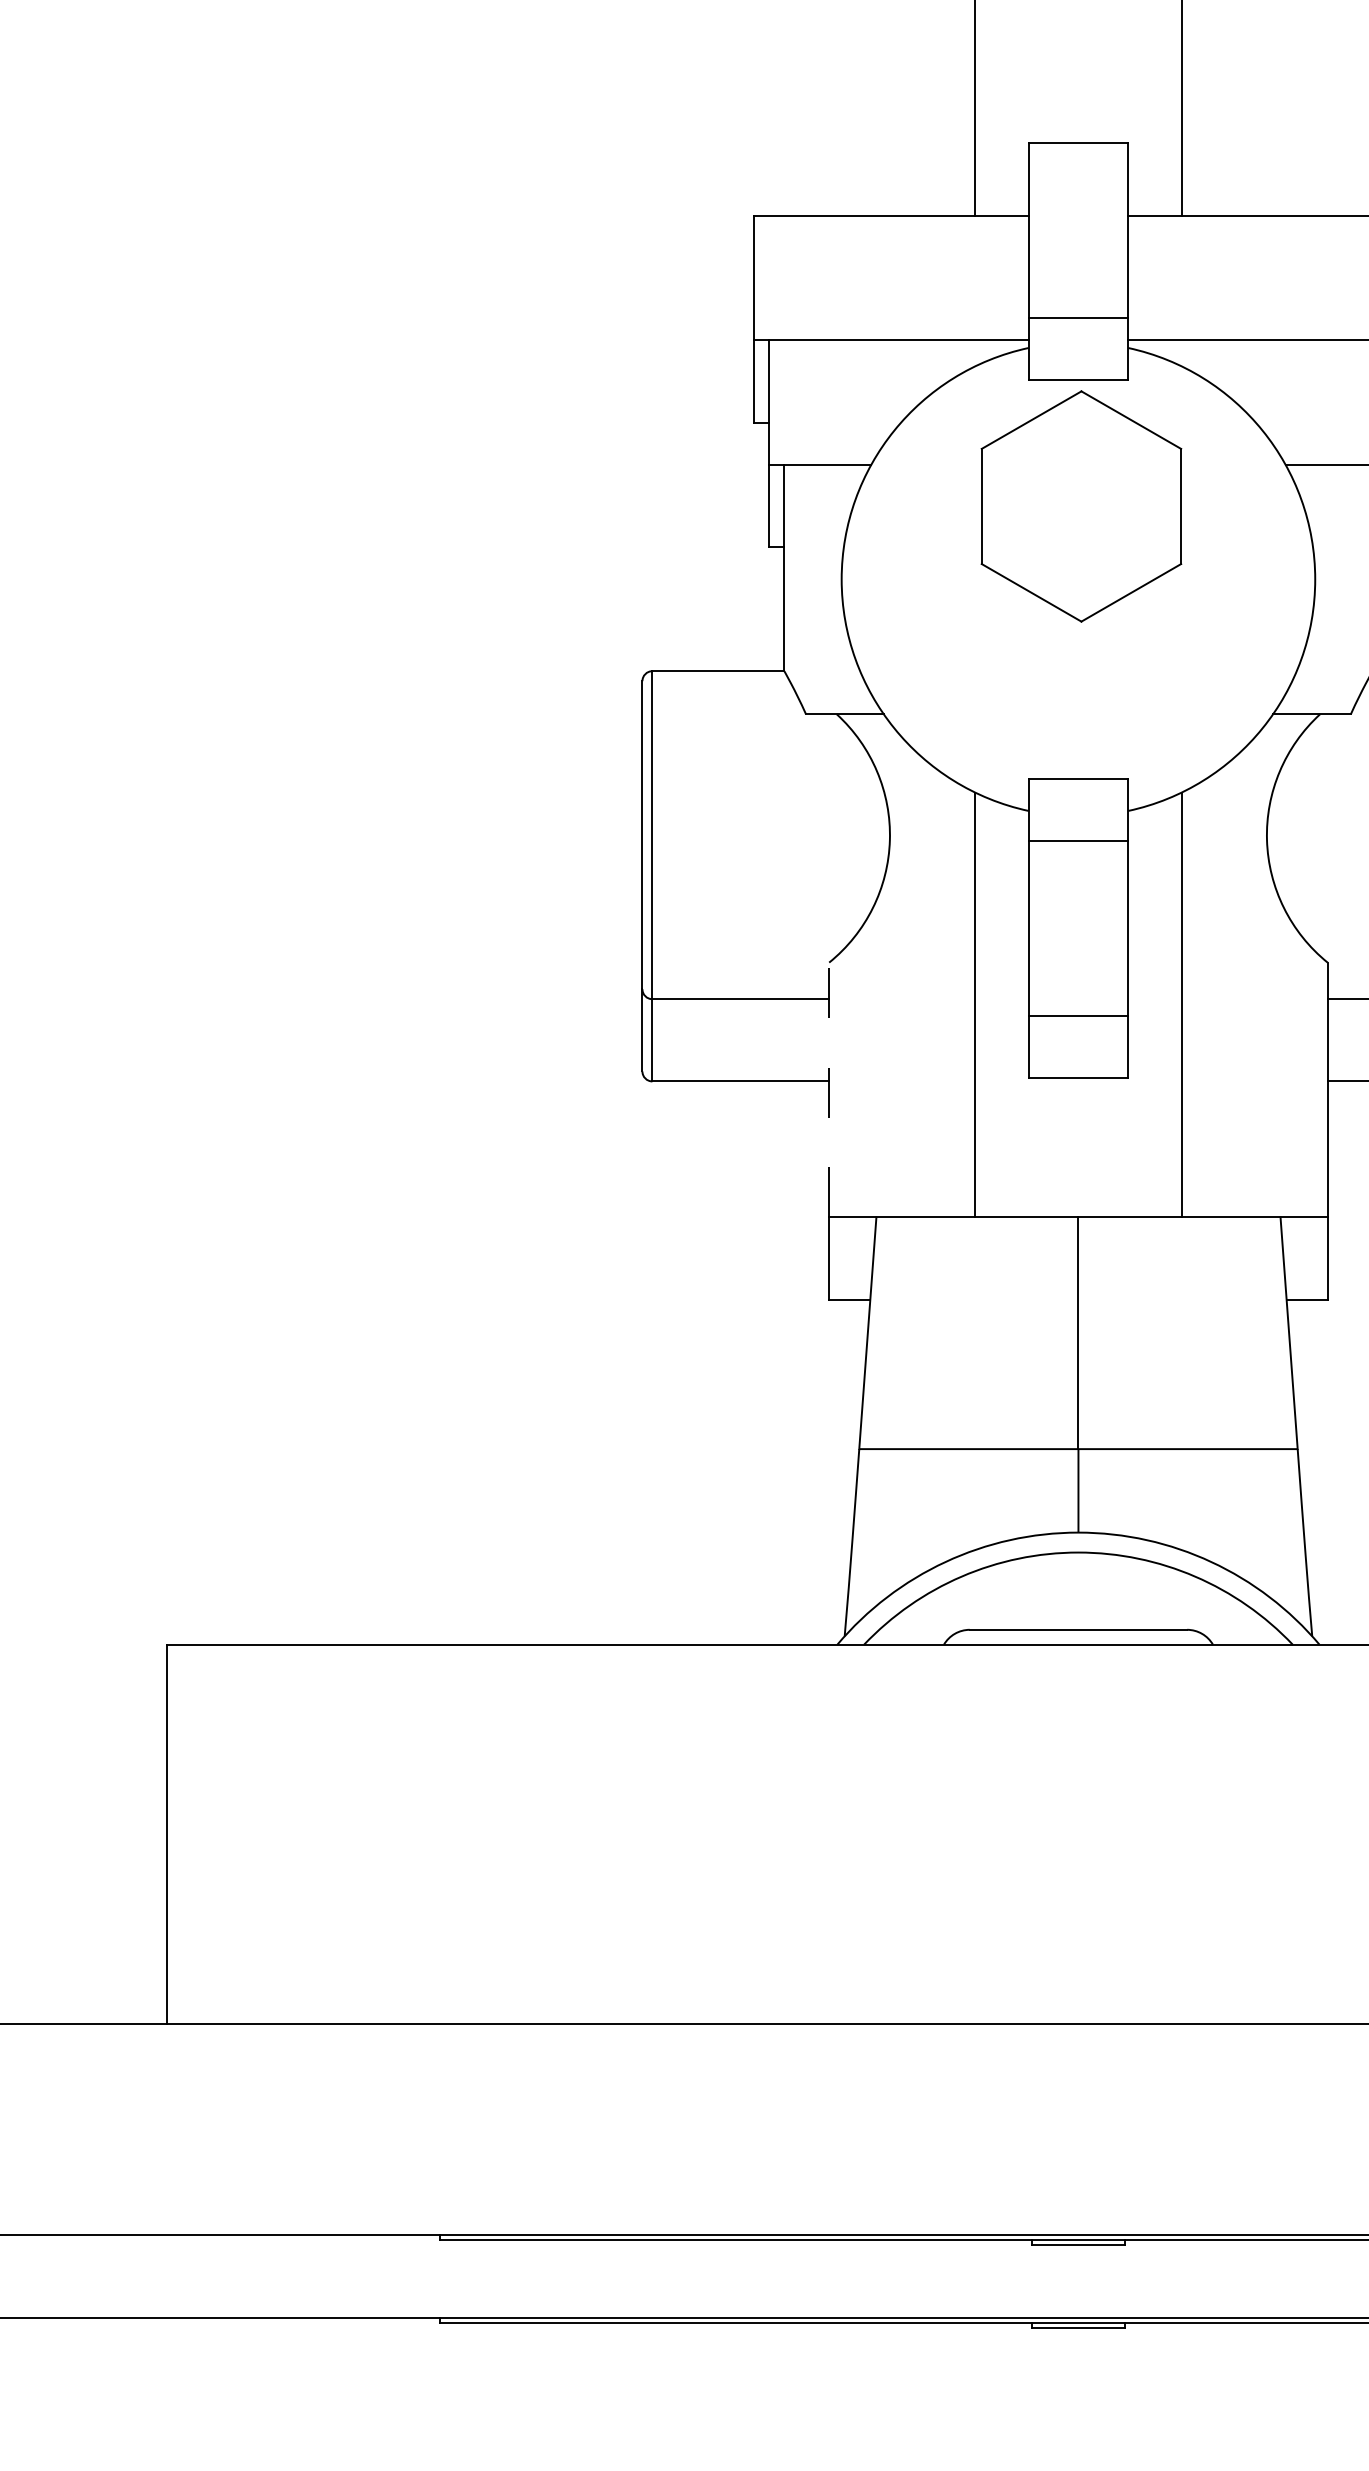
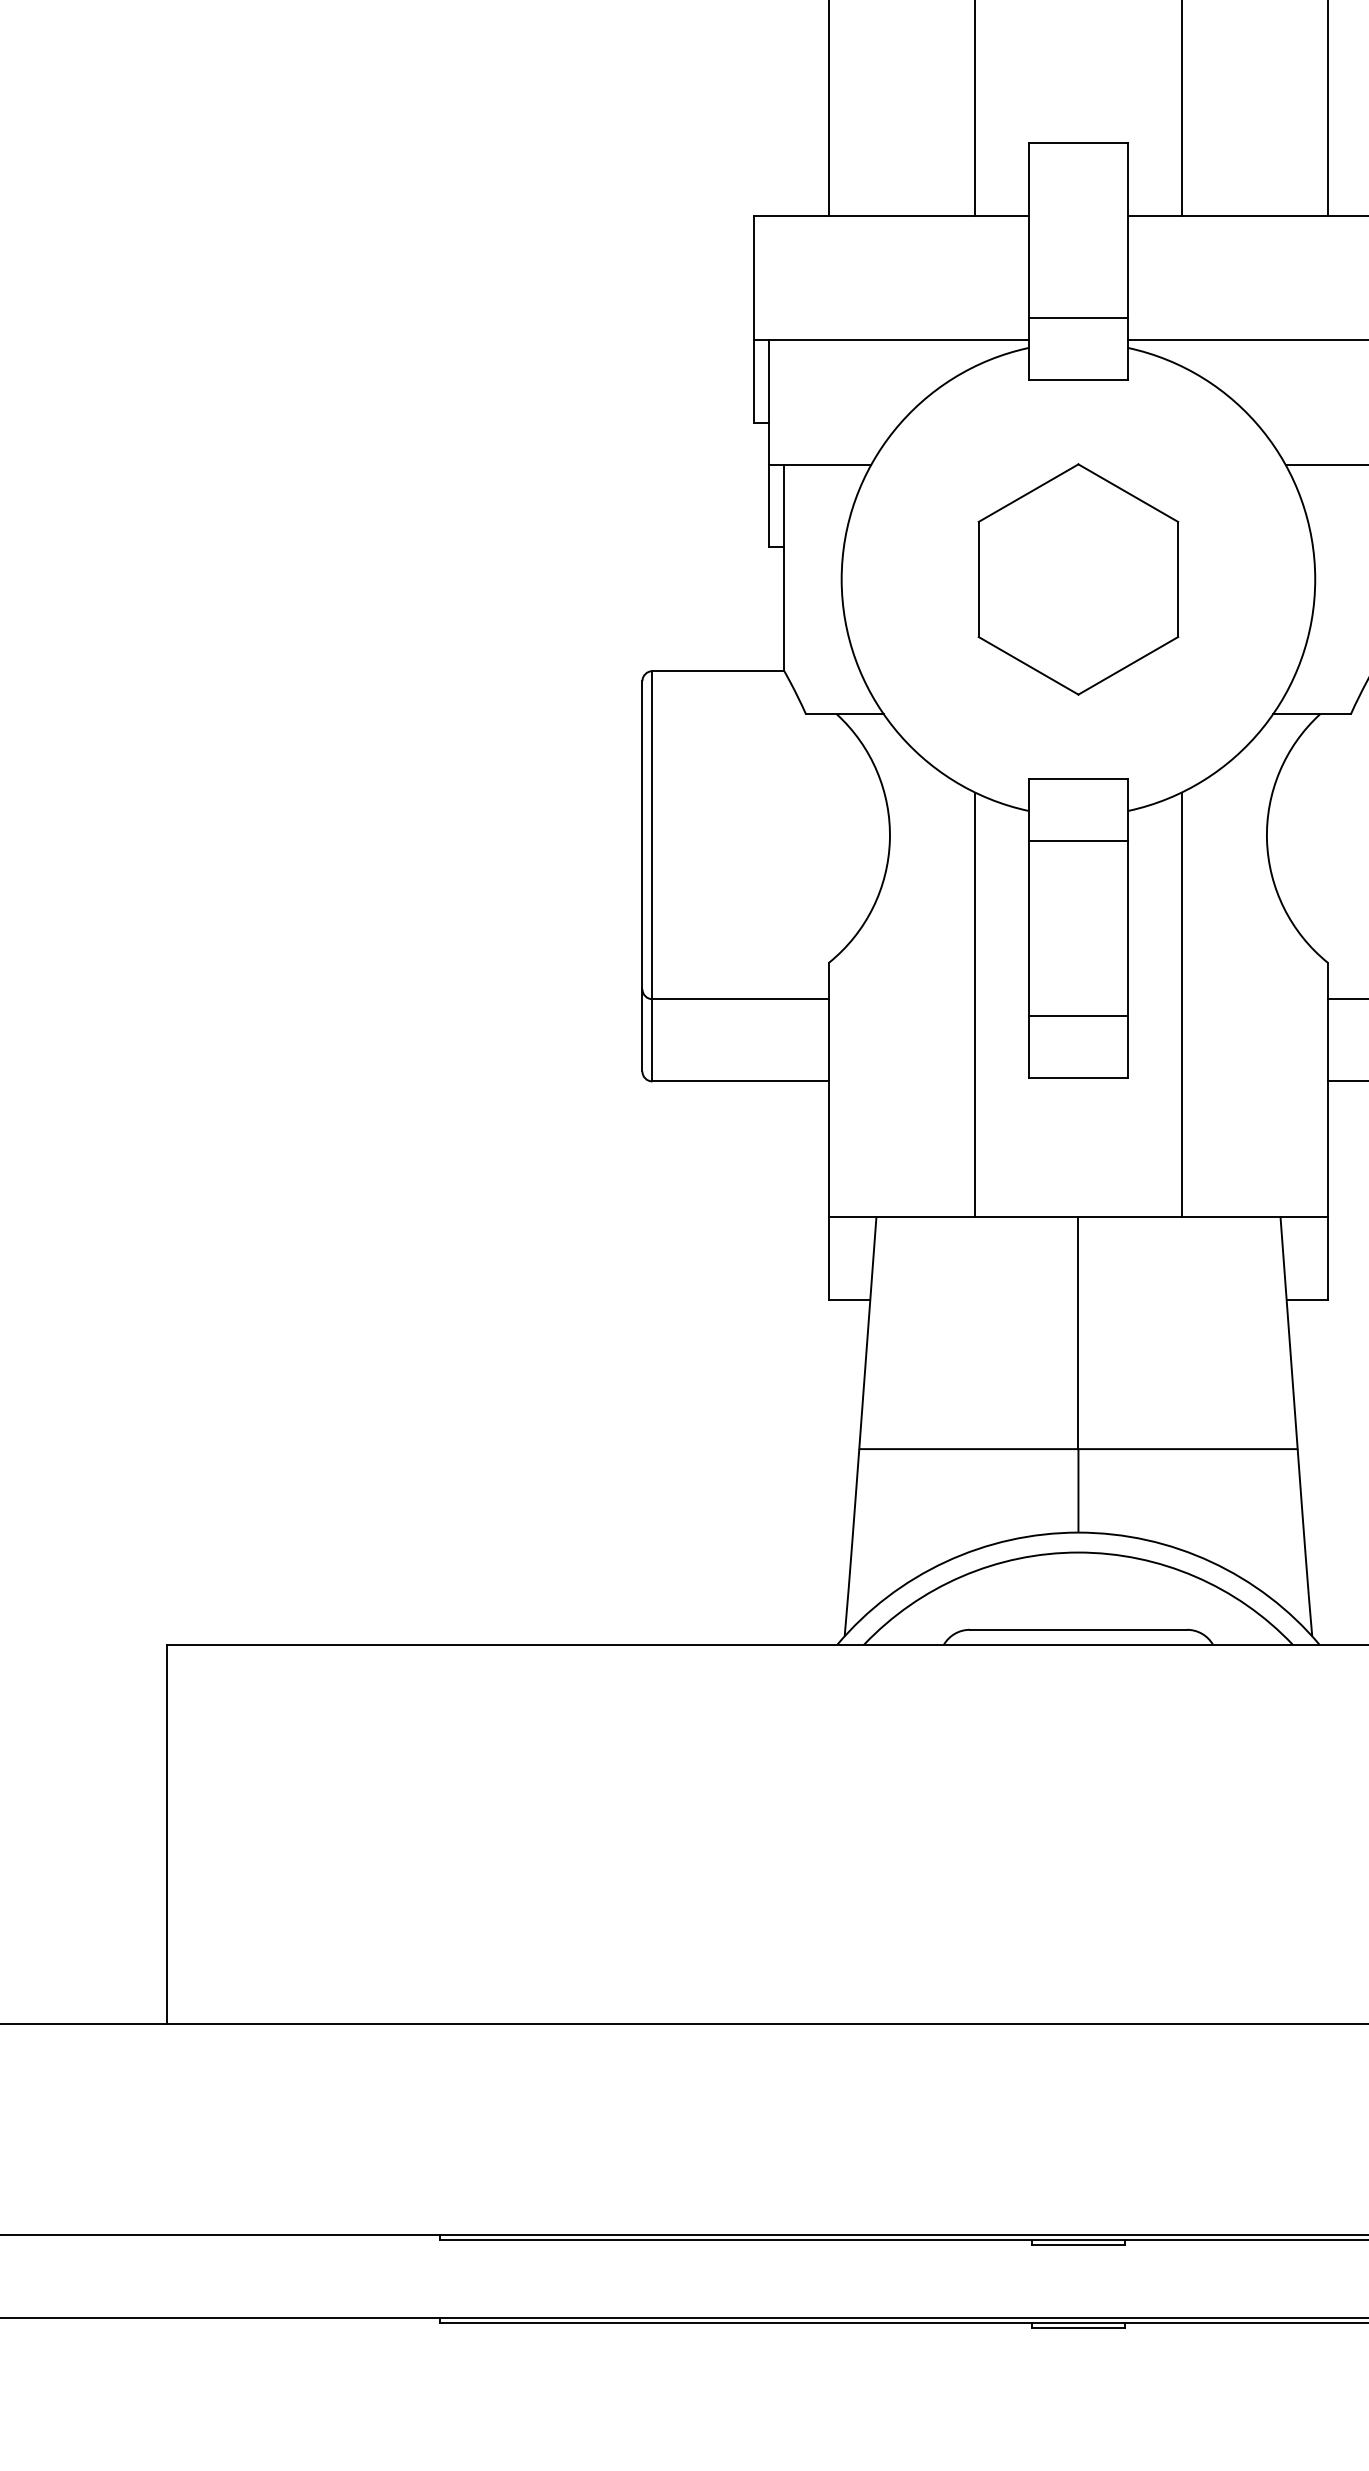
line: none -> present (829, 108)
line: none -> present (1327, 108)
part position: (1081, 506) -> (1078, 579) (1078, 579)
line: dashed -> solid (829, 1089)
